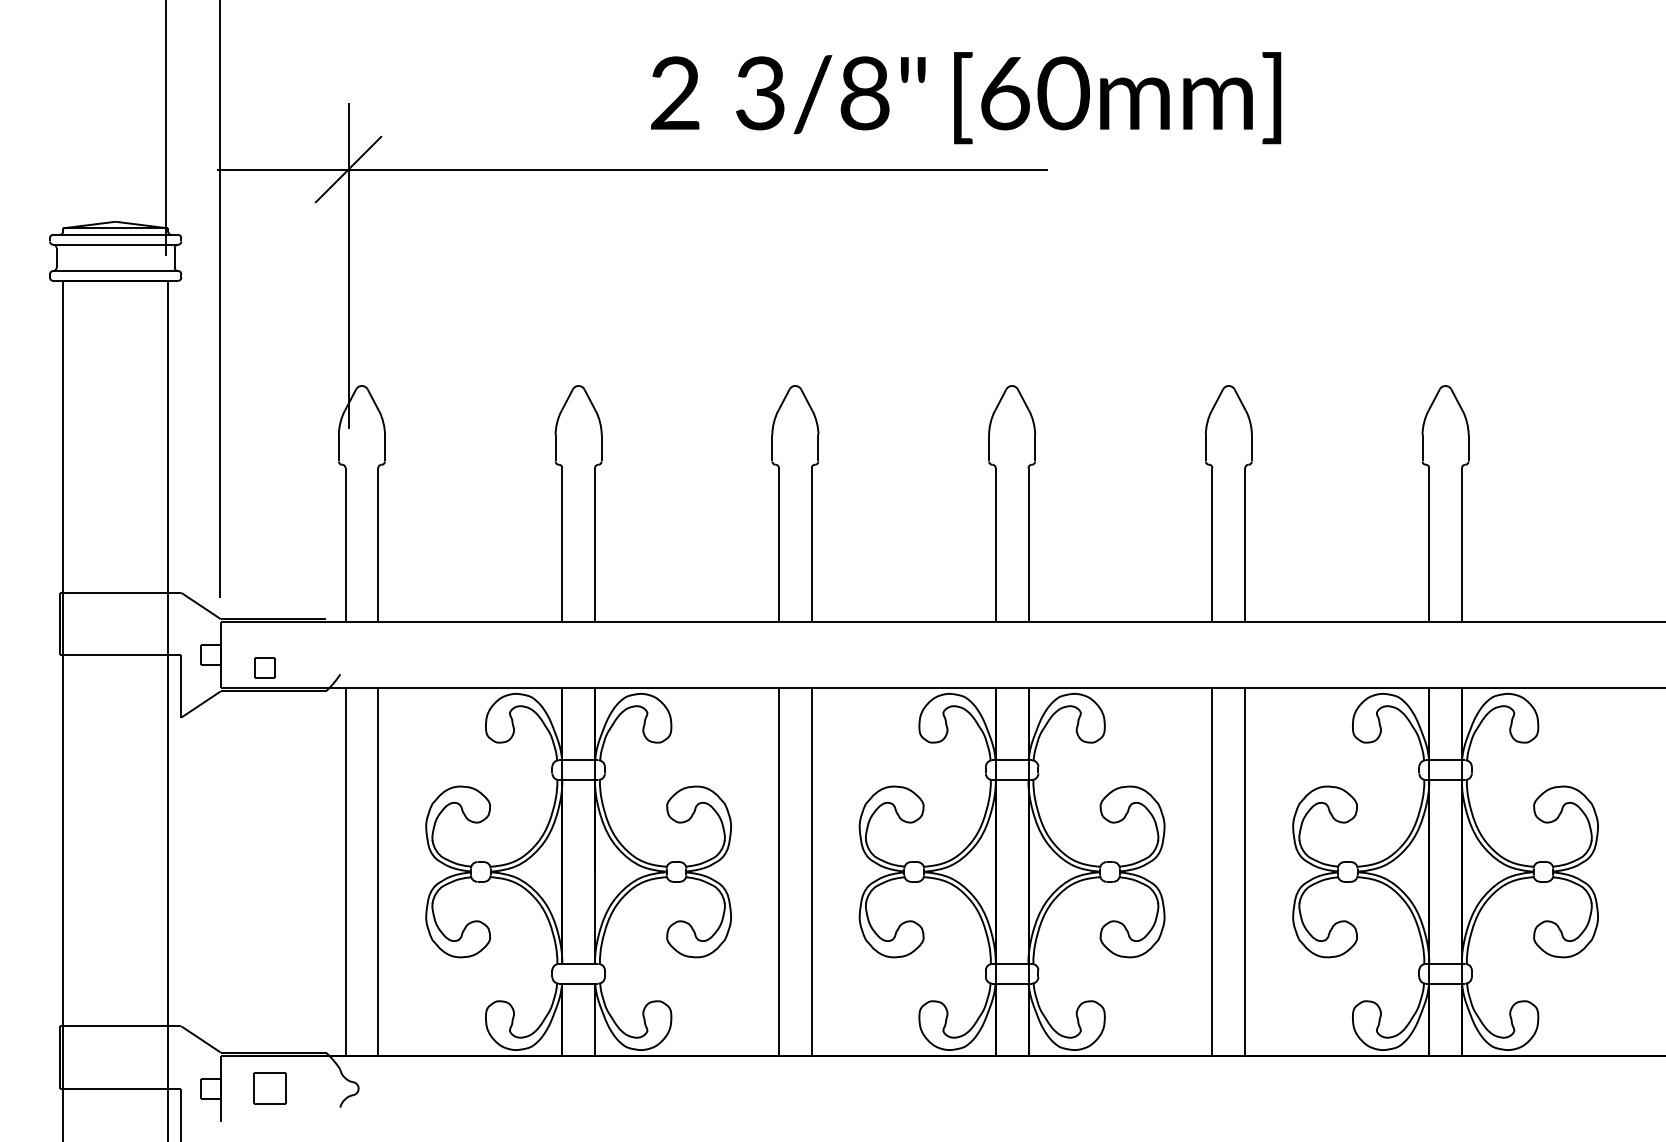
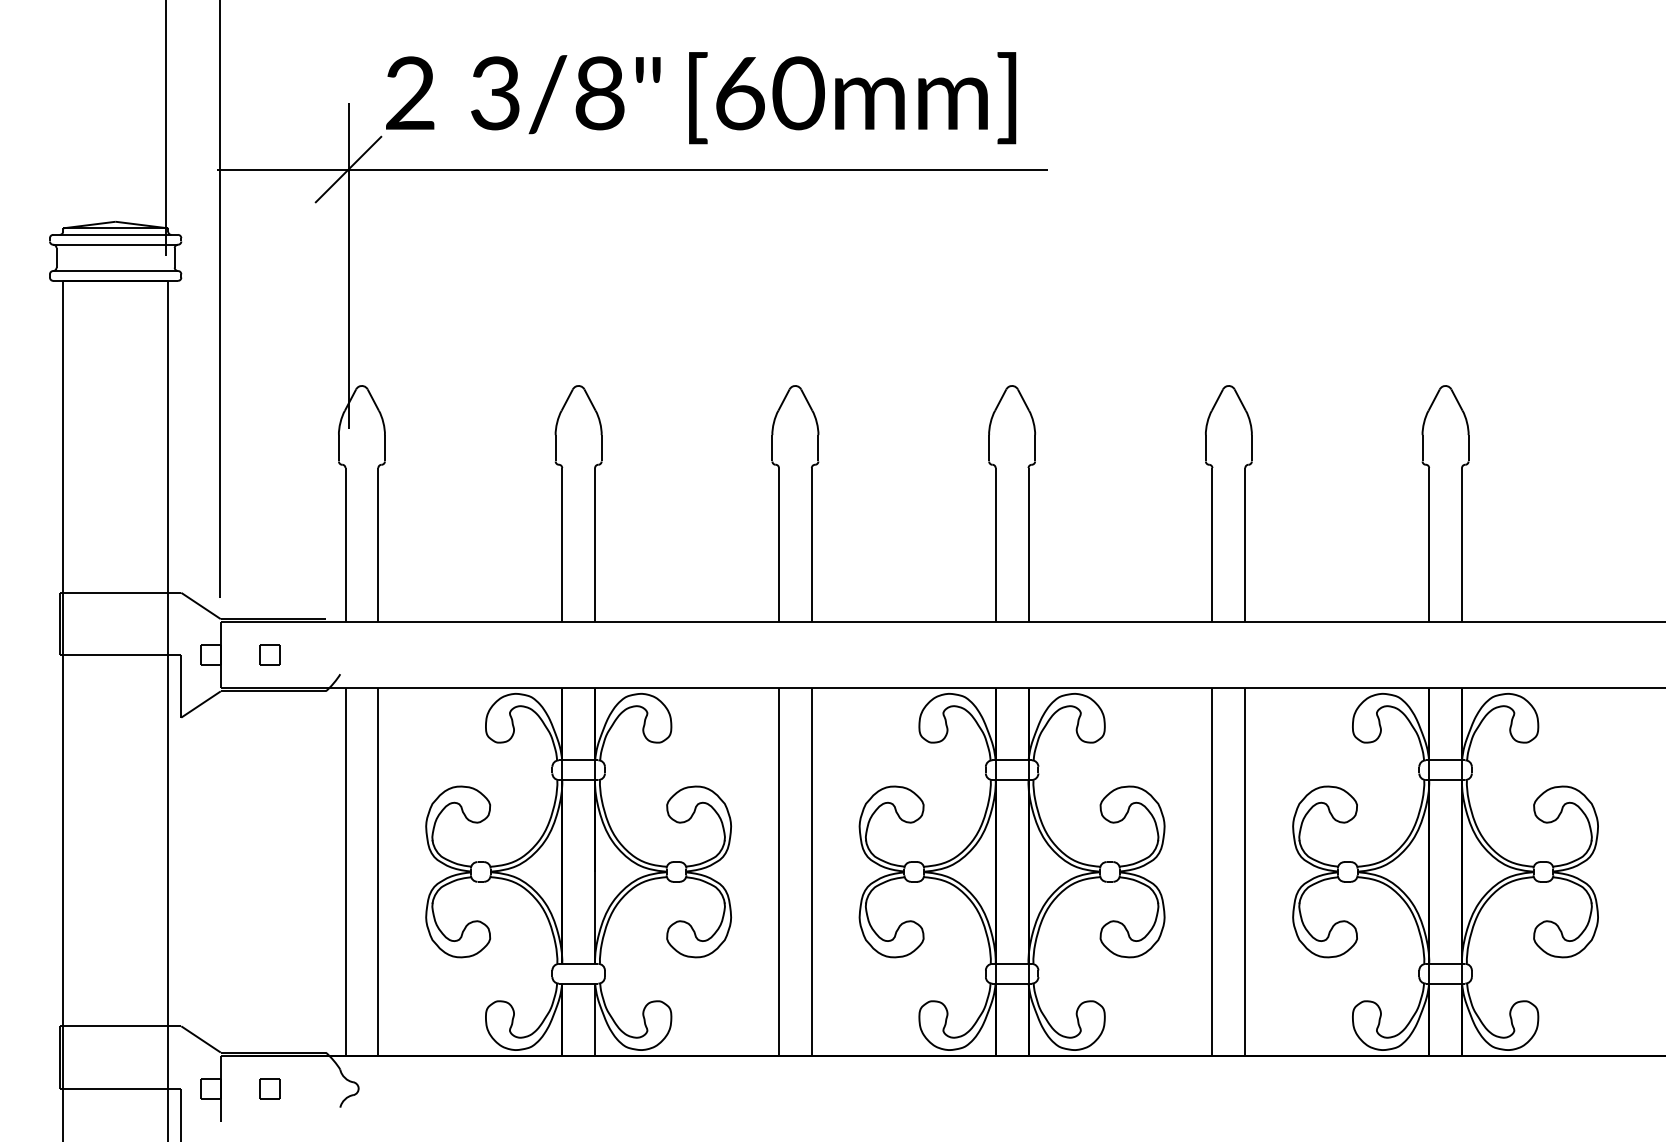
text position: (966, 98) -> (701, 98) (701, 98)
part position: (264, 667) -> (269, 654) (269, 654)
part size: 34x33 px -> 22x22 px (269, 1088)
